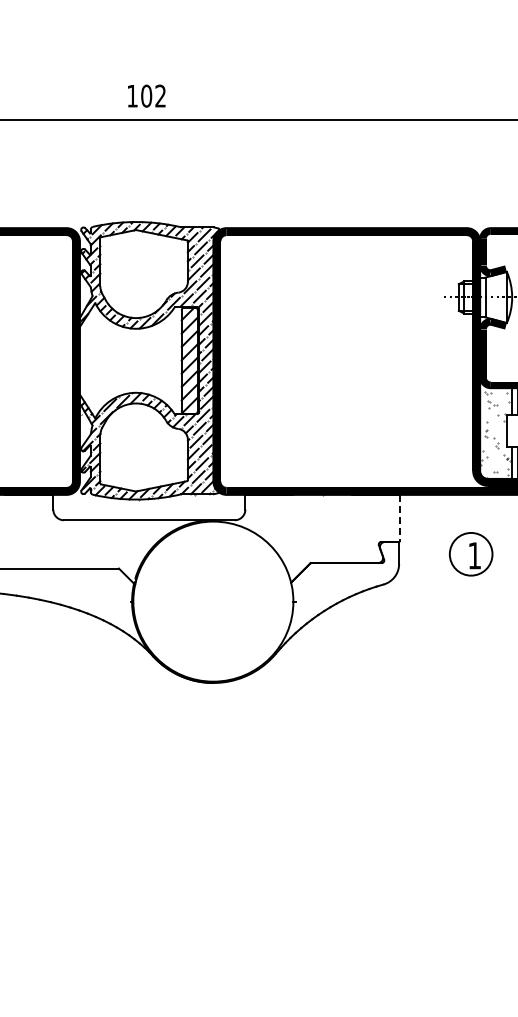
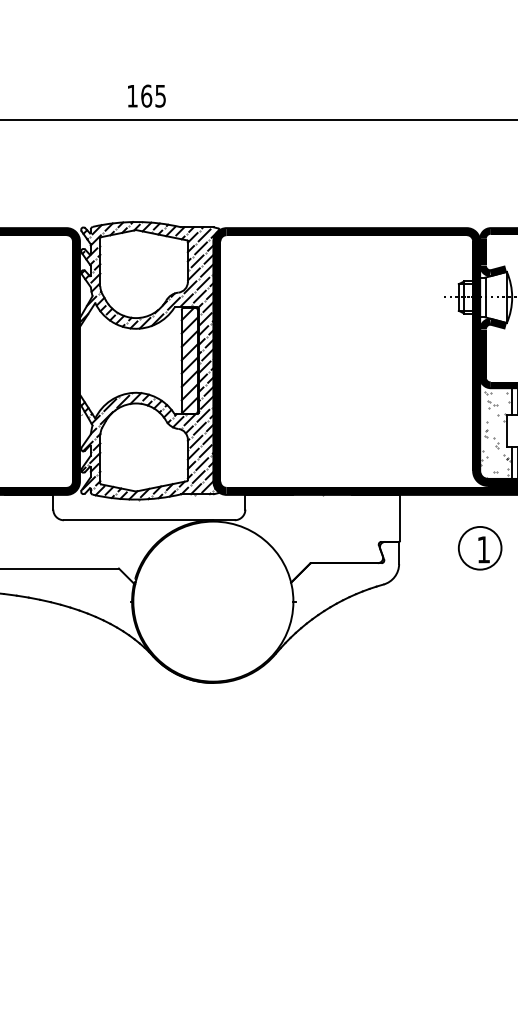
text: 102 -> 165 (153, 95)
line: dashed -> solid (400, 517)
part position: (471, 554) -> (480, 548) (480, 548)
